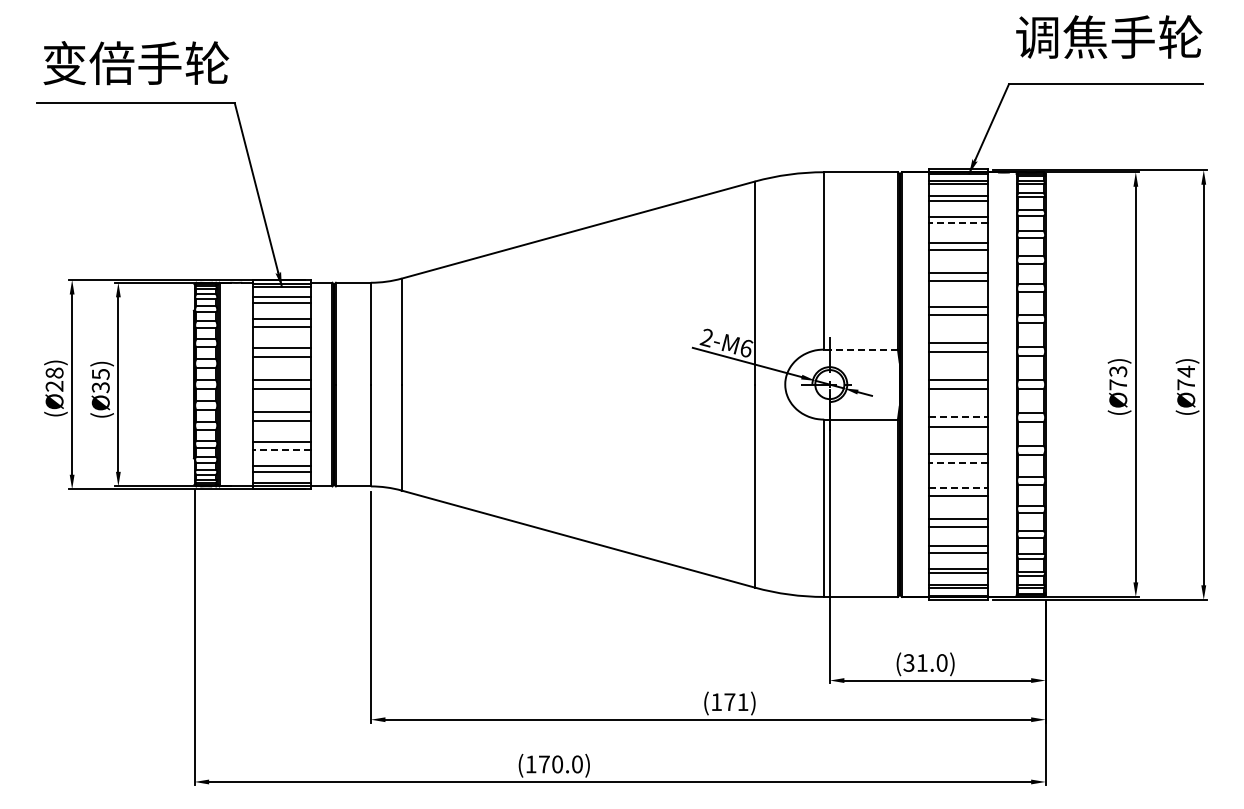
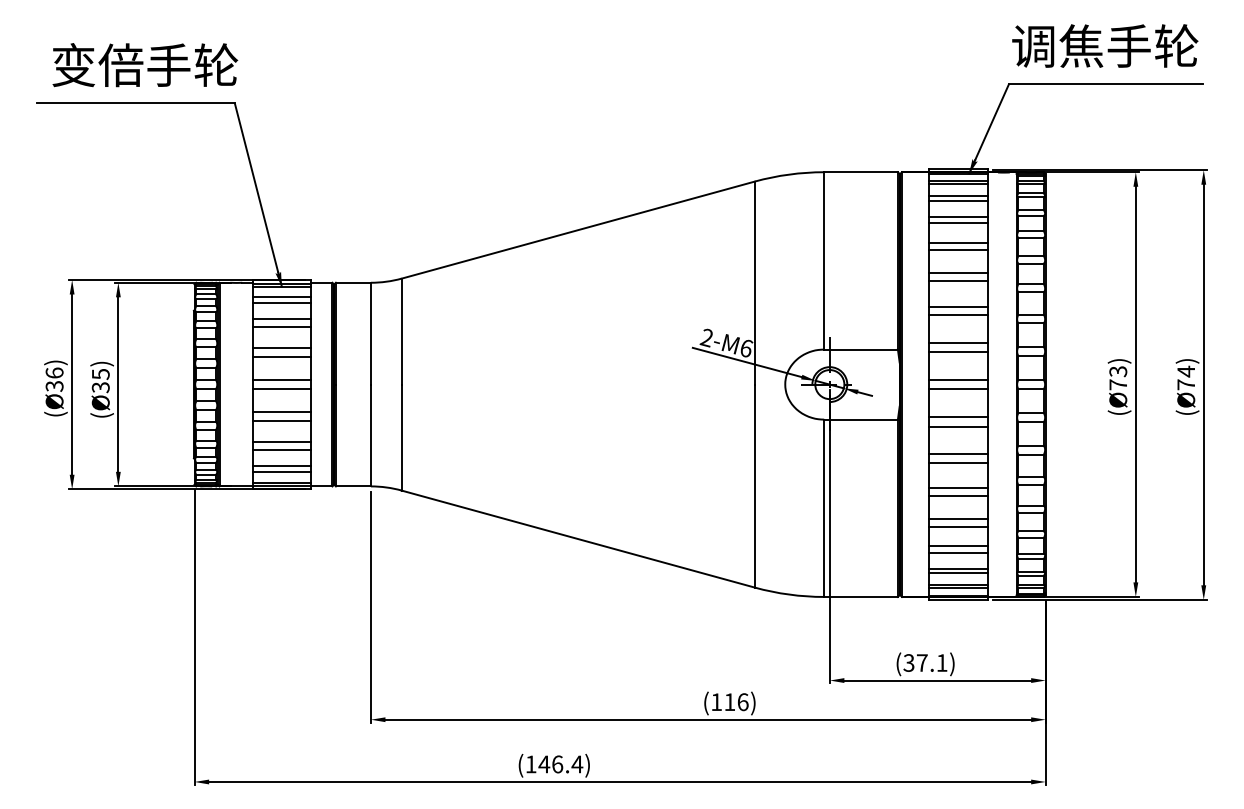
text position: (1109, 36) -> (1105, 45) (1105, 45)
text position: (136, 63) -> (145, 65) (145, 65)
line: dashed -> solid (957, 222)
line: dashed -> solid (861, 349)
text: (Ø28) -> (Ø36) (54, 379)
line: dashed -> solid (958, 417)
line: dashed -> solid (281, 449)
line: dashed -> solid (957, 462)
line: dashed -> solid (958, 488)
text: (31.0) -> (37.1) (932, 662)
text: (171) -> (116) (736, 702)
text: (170.0) -> (146.4) (560, 764)
